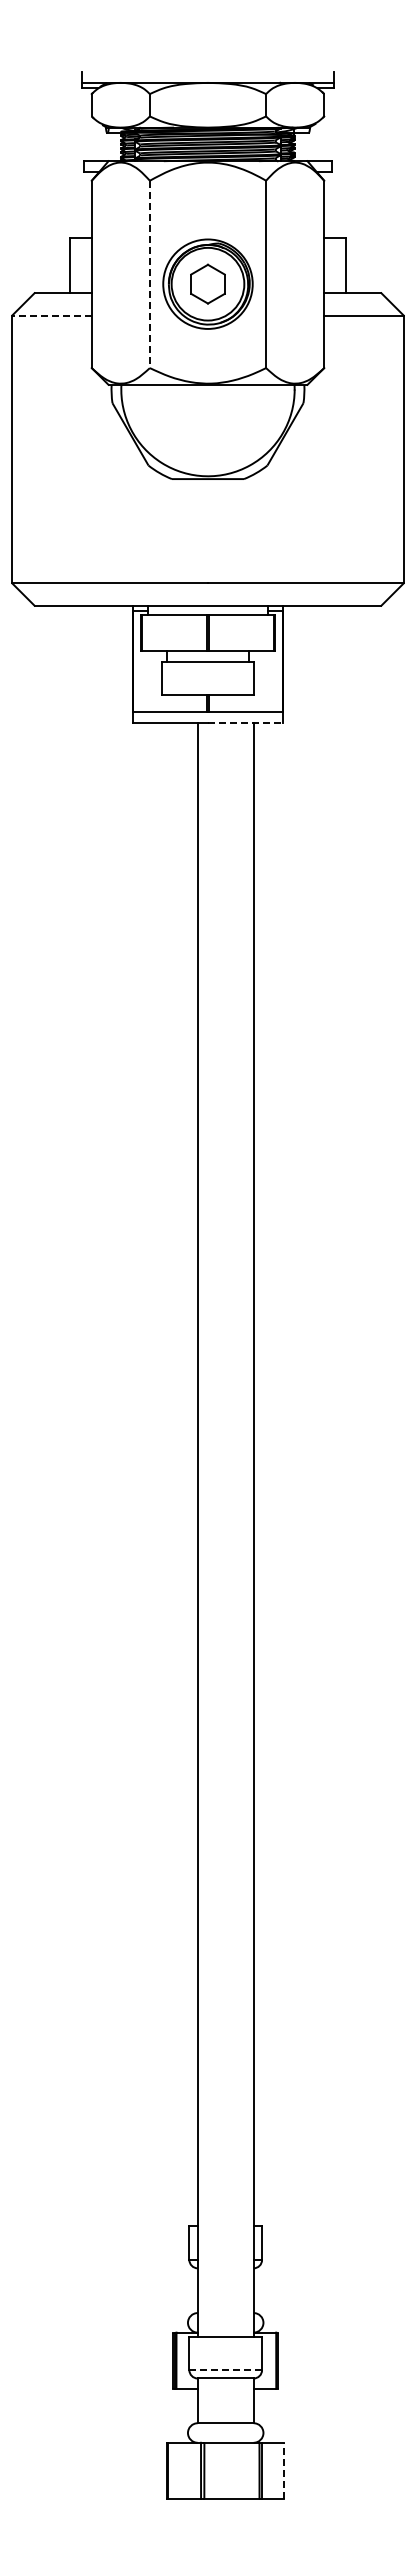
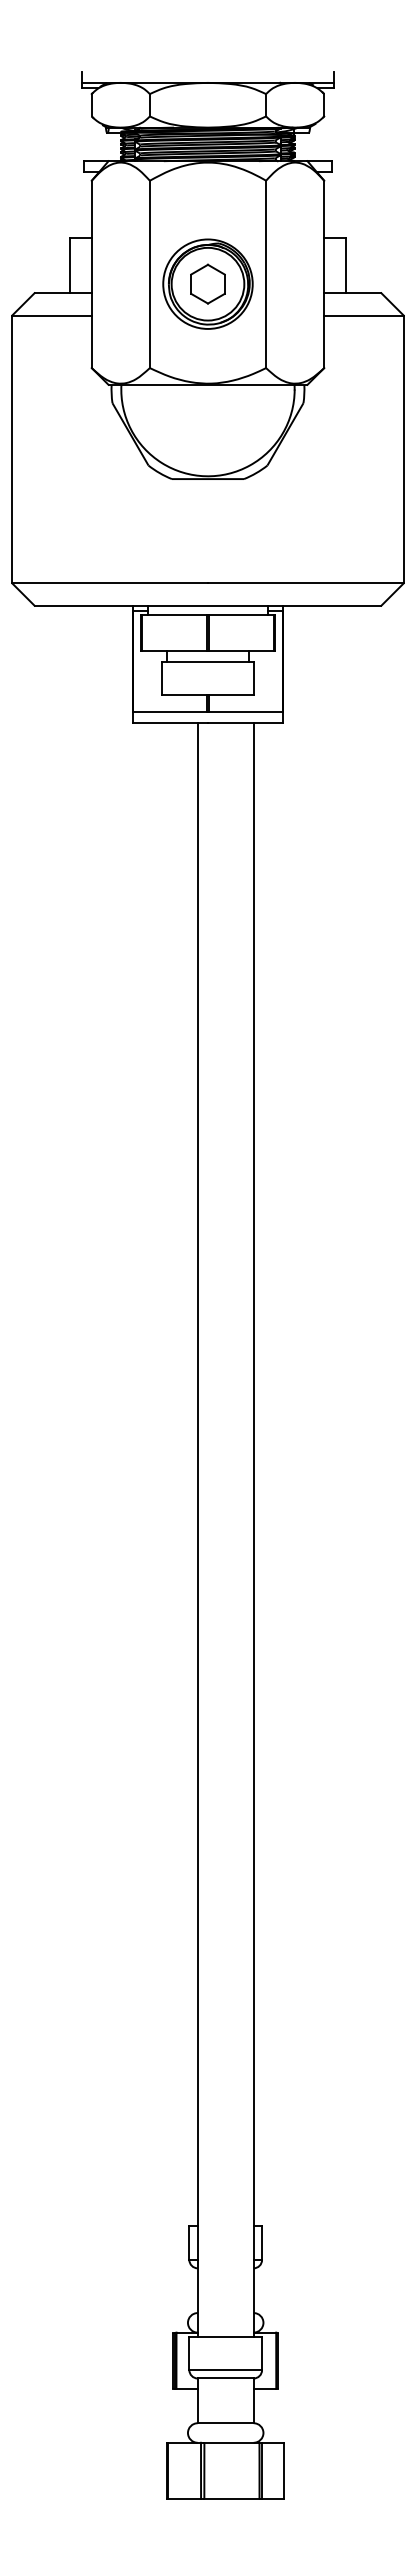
line: dashed -> solid (149, 274)
line: dashed -> solid (52, 315)
line: dashed -> solid (245, 723)
line: dashed -> solid (225, 2370)
line: dashed -> solid (284, 2470)
